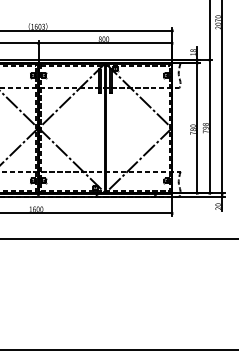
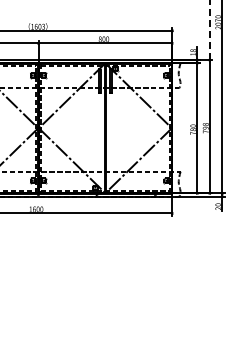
line: solid -> dashed (209, 30)
line: present -> none (118, 238)
line: present -> none (118, 350)
